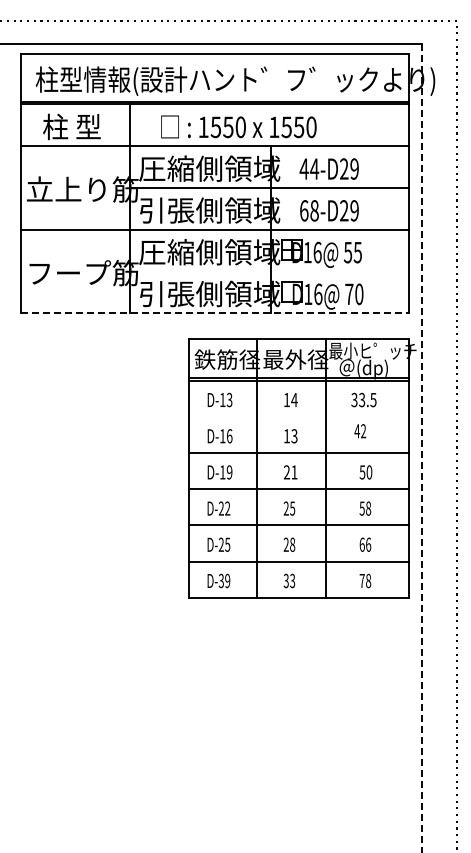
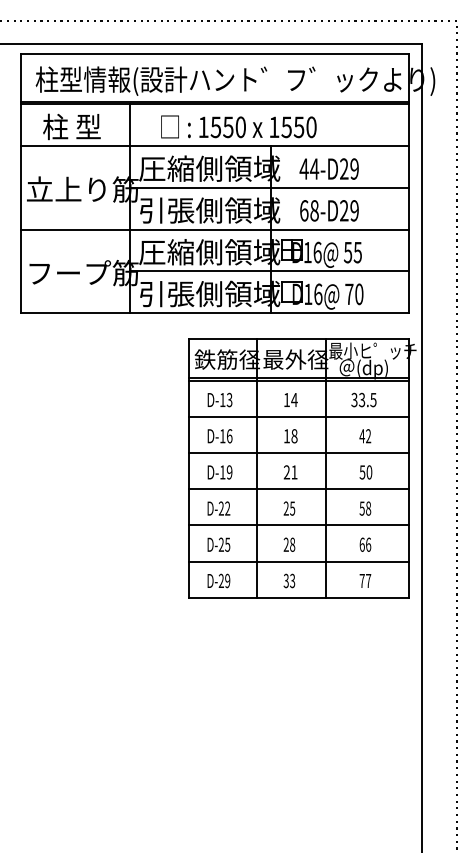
line: none -> present (269, 271)
line: dashed -> solid (215, 313)
line: none -> present (299, 416)
text position: (360, 431) -> (365, 436) (365, 436)
text: 13 -> 18 (294, 436)
line: dashed -> solid (422, 448)
text: 78 -> 77 (368, 580)
text: D-39 -> D-29 (220, 581)
